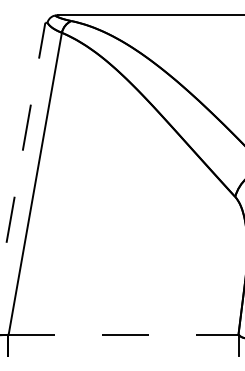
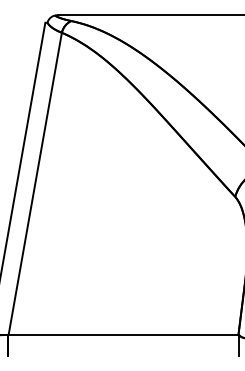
line: dashed -> solid (22, 150)
line: dashed -> solid (123, 334)
